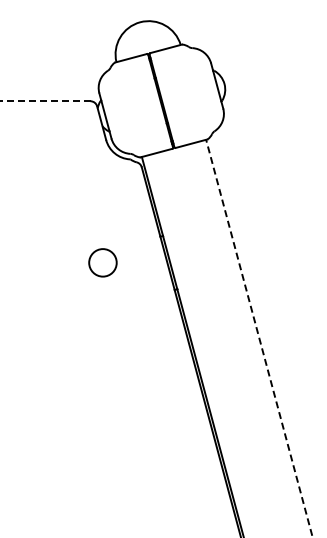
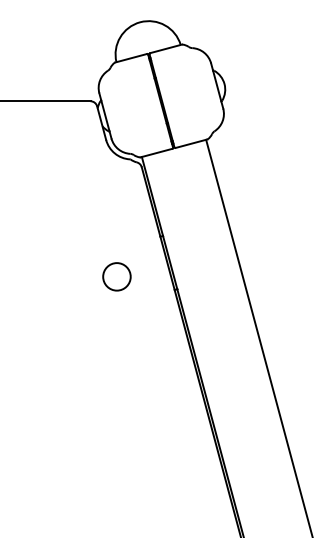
line: dashed -> solid (45, 101)
circle position: (102, 262) -> (116, 276) (116, 276)
line: dashed -> solid (259, 338)
